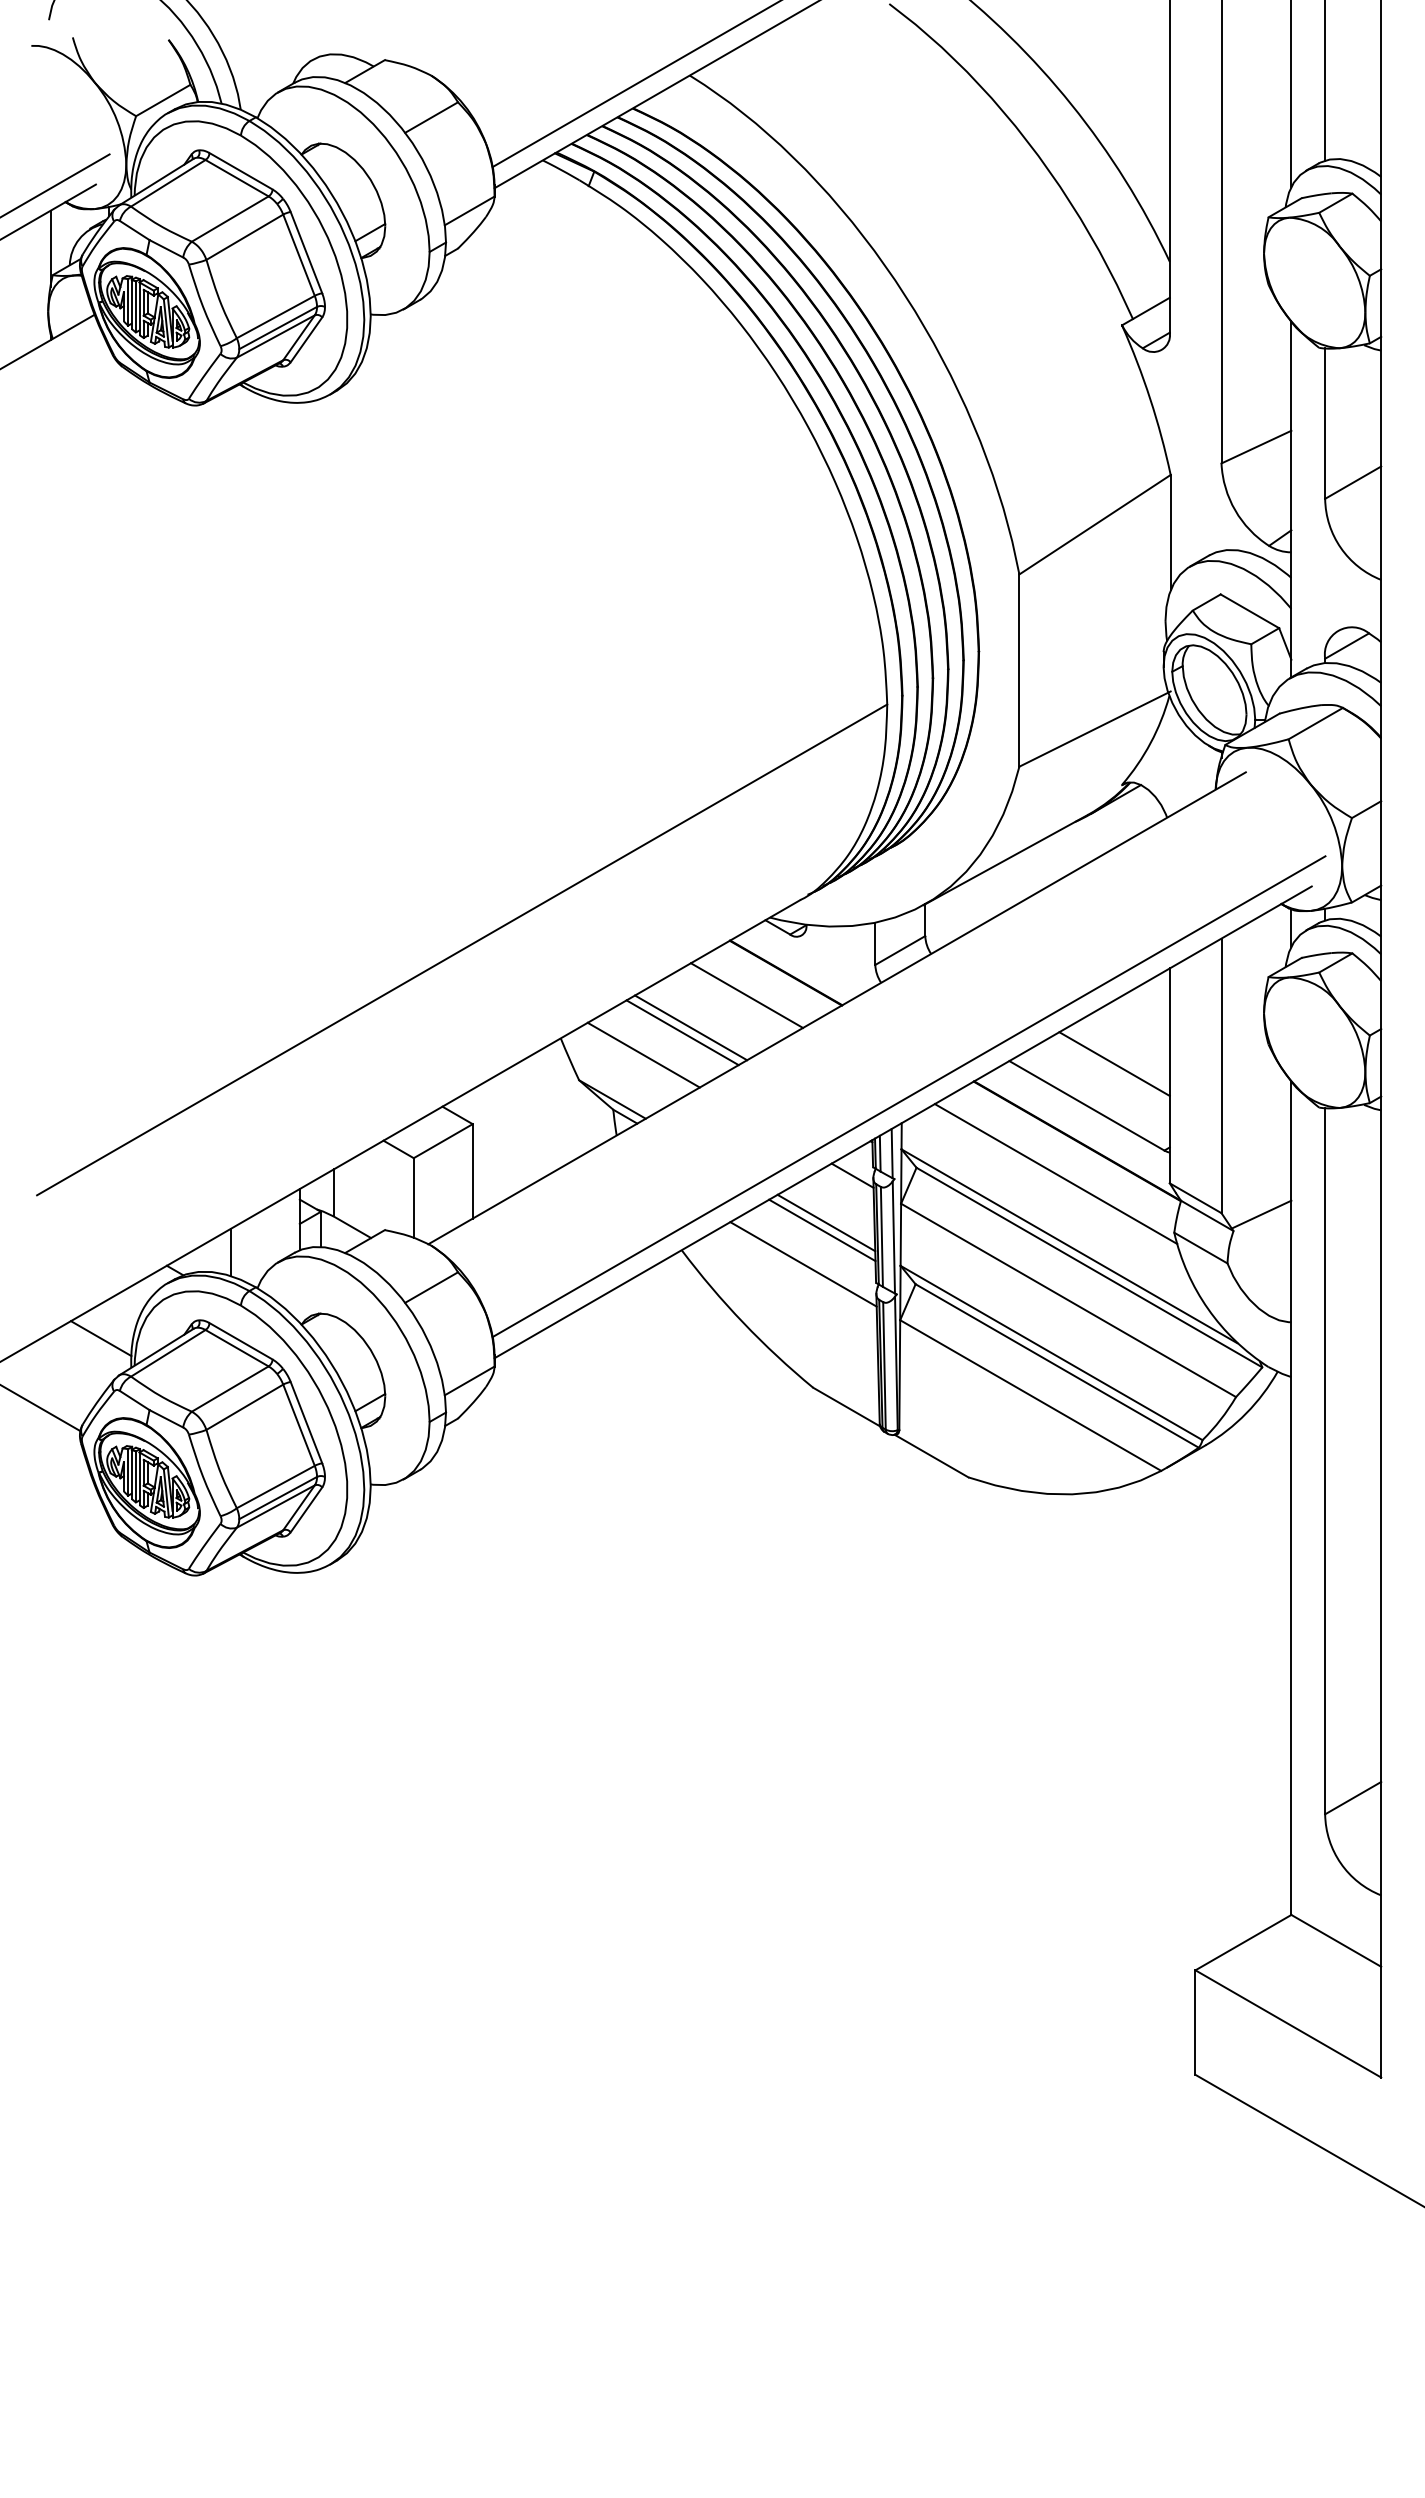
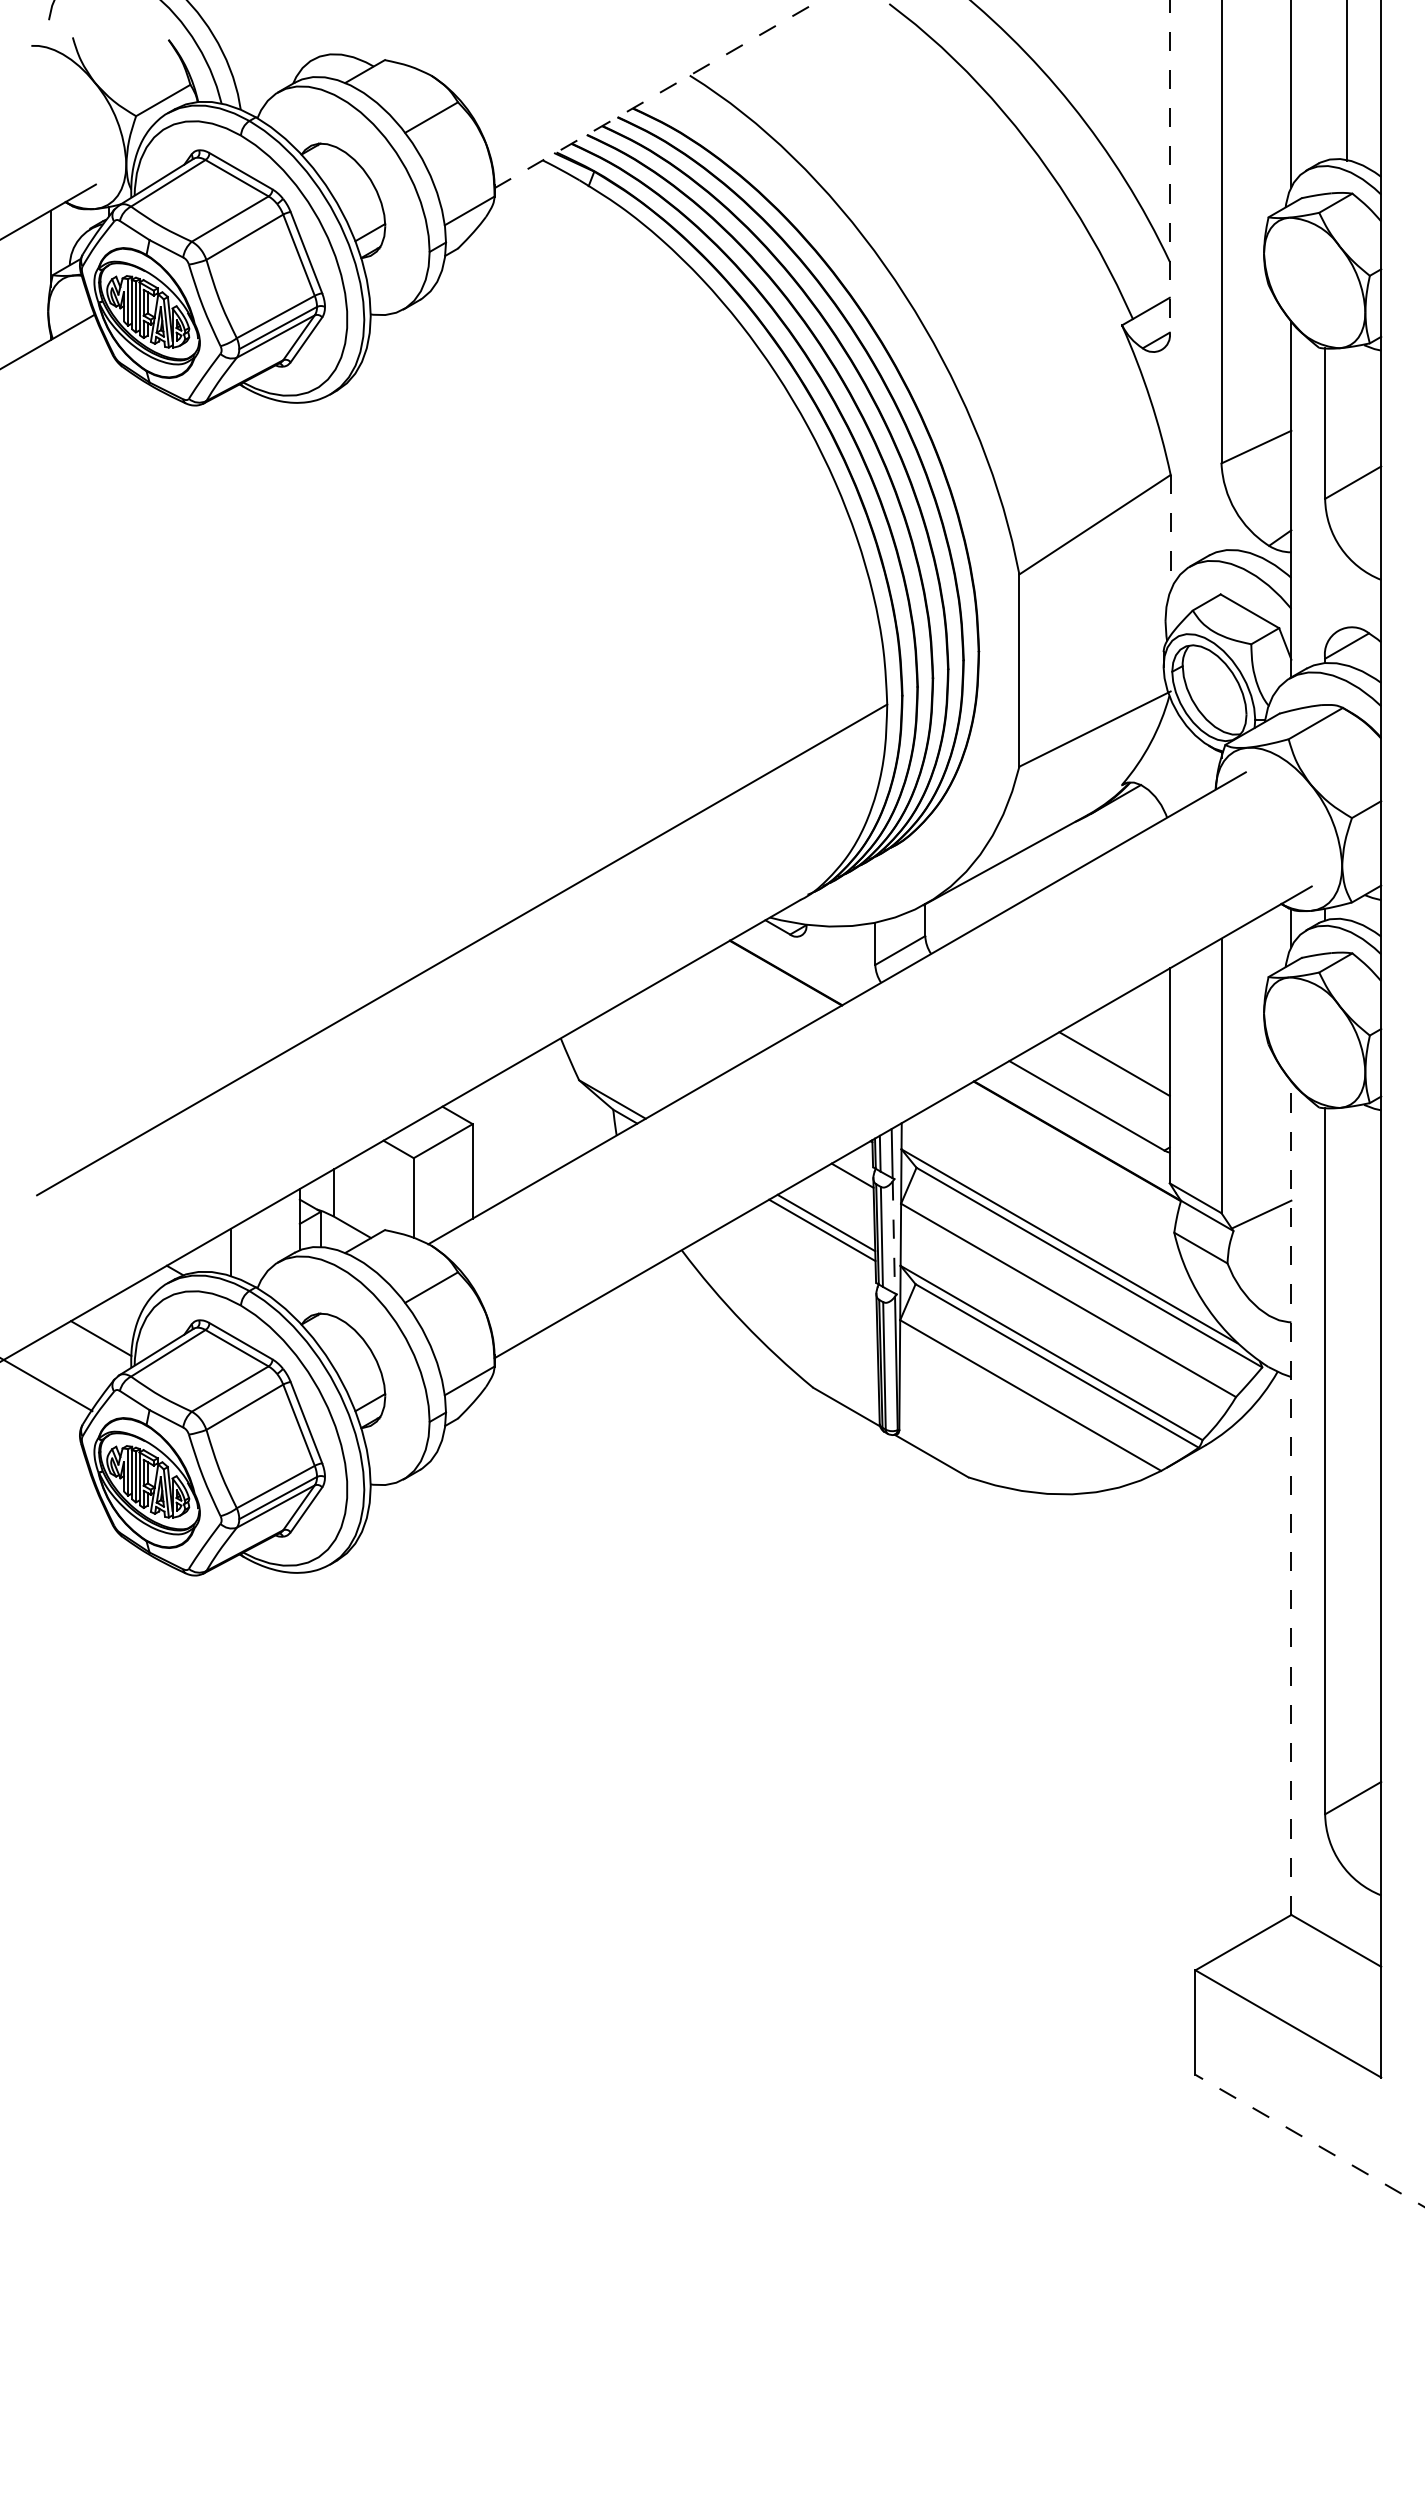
line position: (1325, 81) -> (1347, 81) (1347, 81)
line: present -> none (634, 84)
line: solid -> dashed (657, 94)
line: solid -> dashed (1169, 166)
line: present -> none (55, 185)
line: solid -> dashed (1170, 532)
line: present -> none (746, 995)
line: present -> none (691, 1027)
line: present -> none (682, 1032)
line: present -> none (643, 1054)
line: present -> none (908, 1096)
line: present -> none (1055, 1174)
line: solid -> dashed (893, 1237)
line: present -> none (803, 1264)
line position: (41, 1408) -> (47, 1384) (47, 1384)
line: solid -> dashed (1291, 1497)
line: solid -> dashed (1309, 2140)
